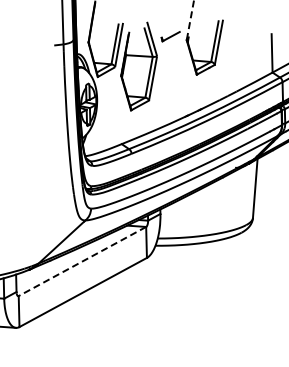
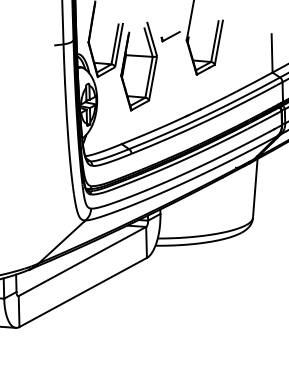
line: dashed -> solid (190, 19)
line: dashed -> solid (82, 261)
